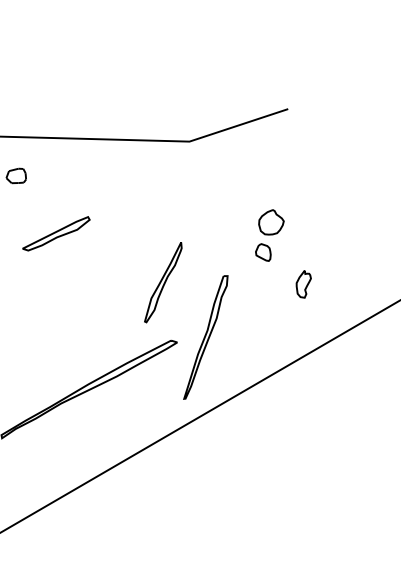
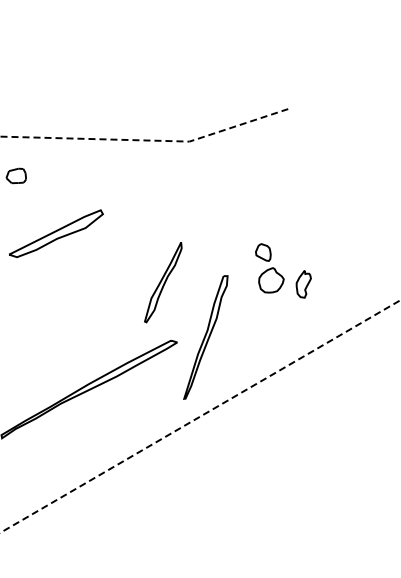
line: solid -> dashed (146, 140)
part position: (271, 222) -> (271, 280) (271, 280)
part size: 69x36 px -> 95x49 px (56, 233)
line: solid -> dashed (200, 416)
